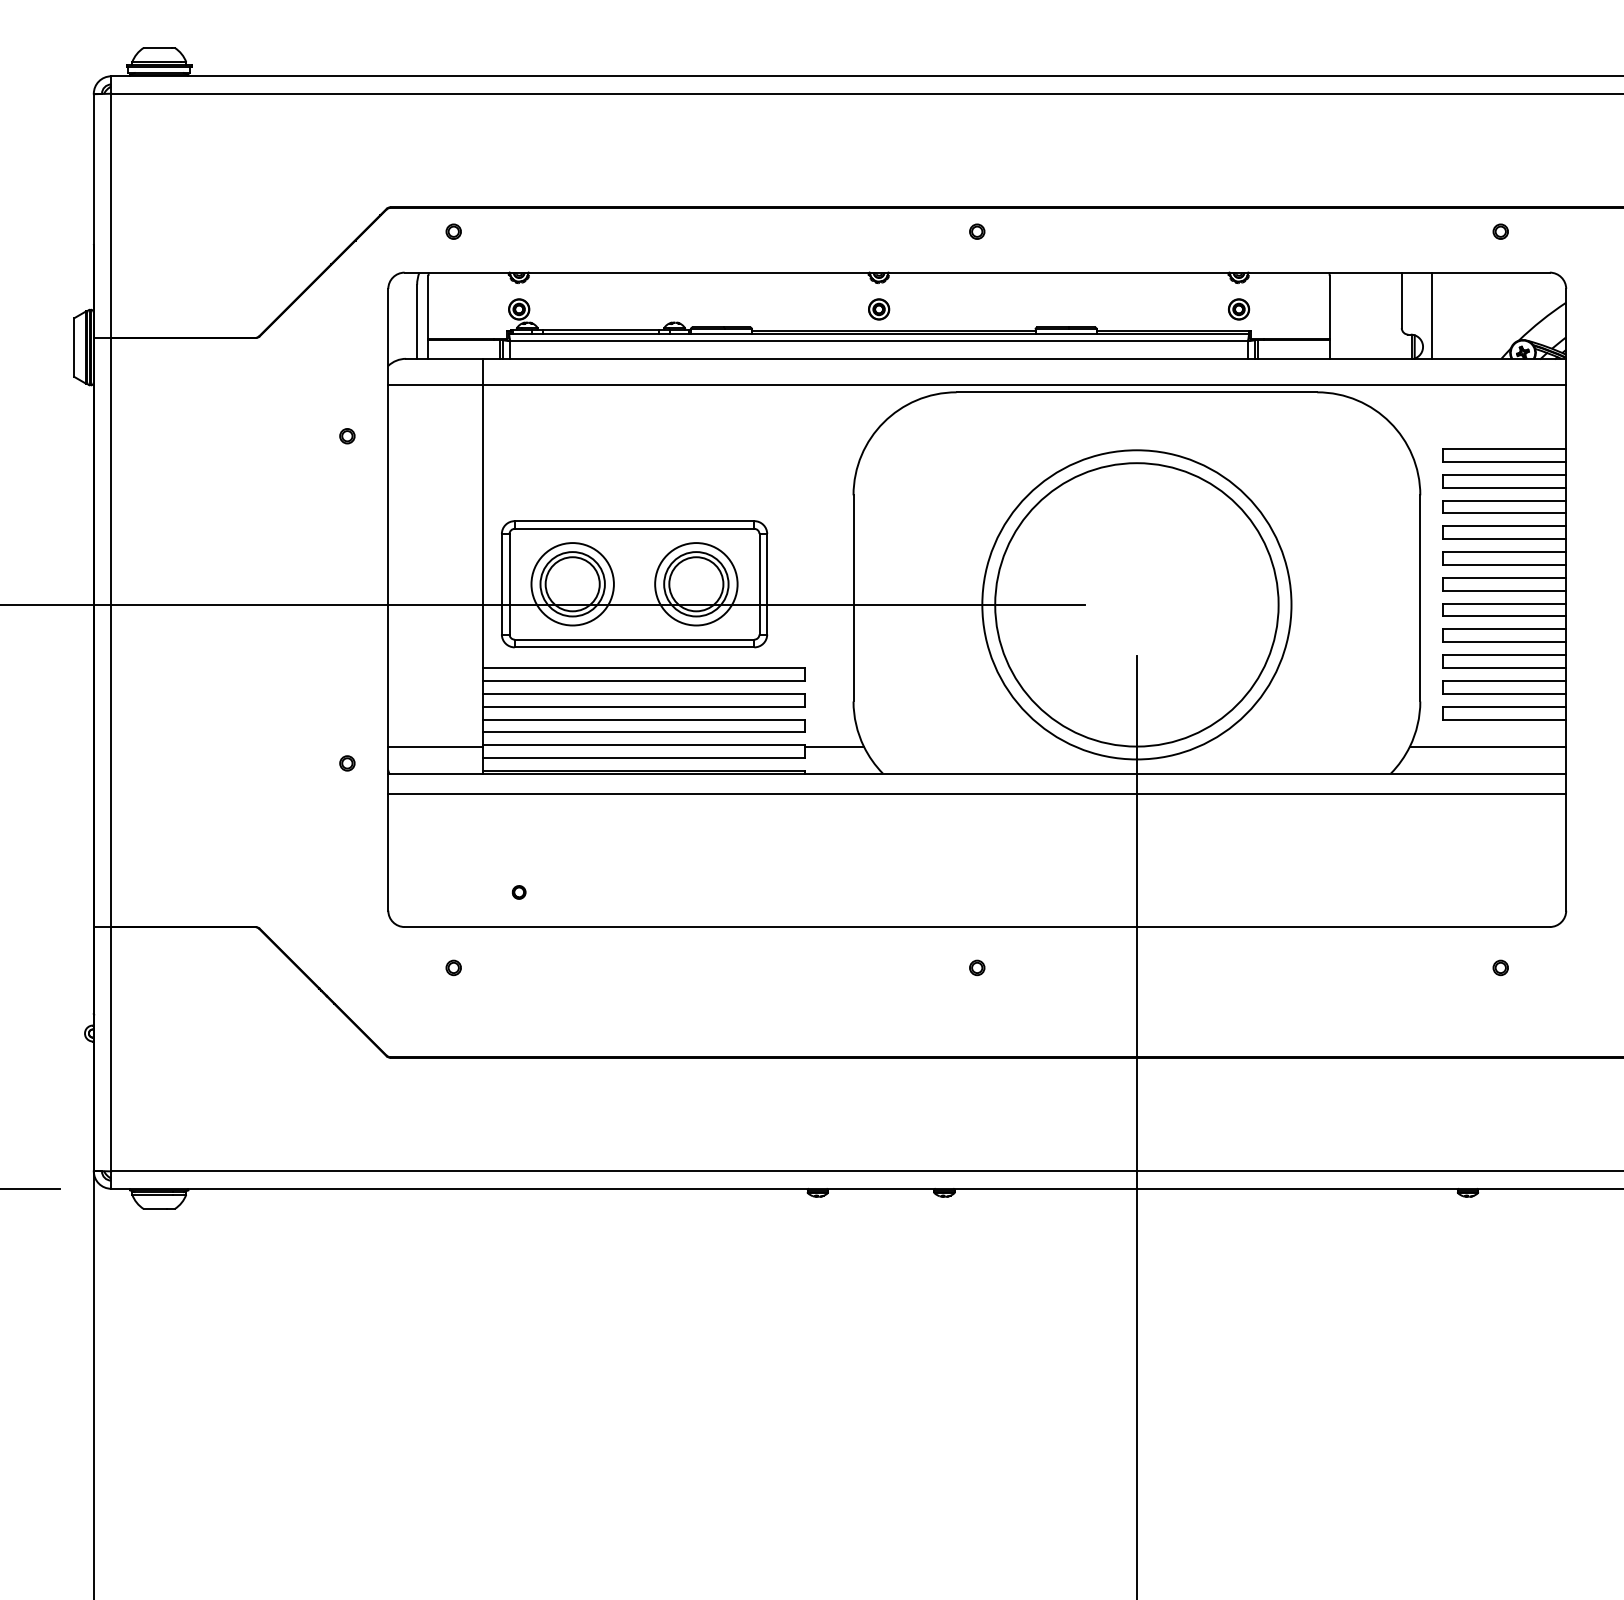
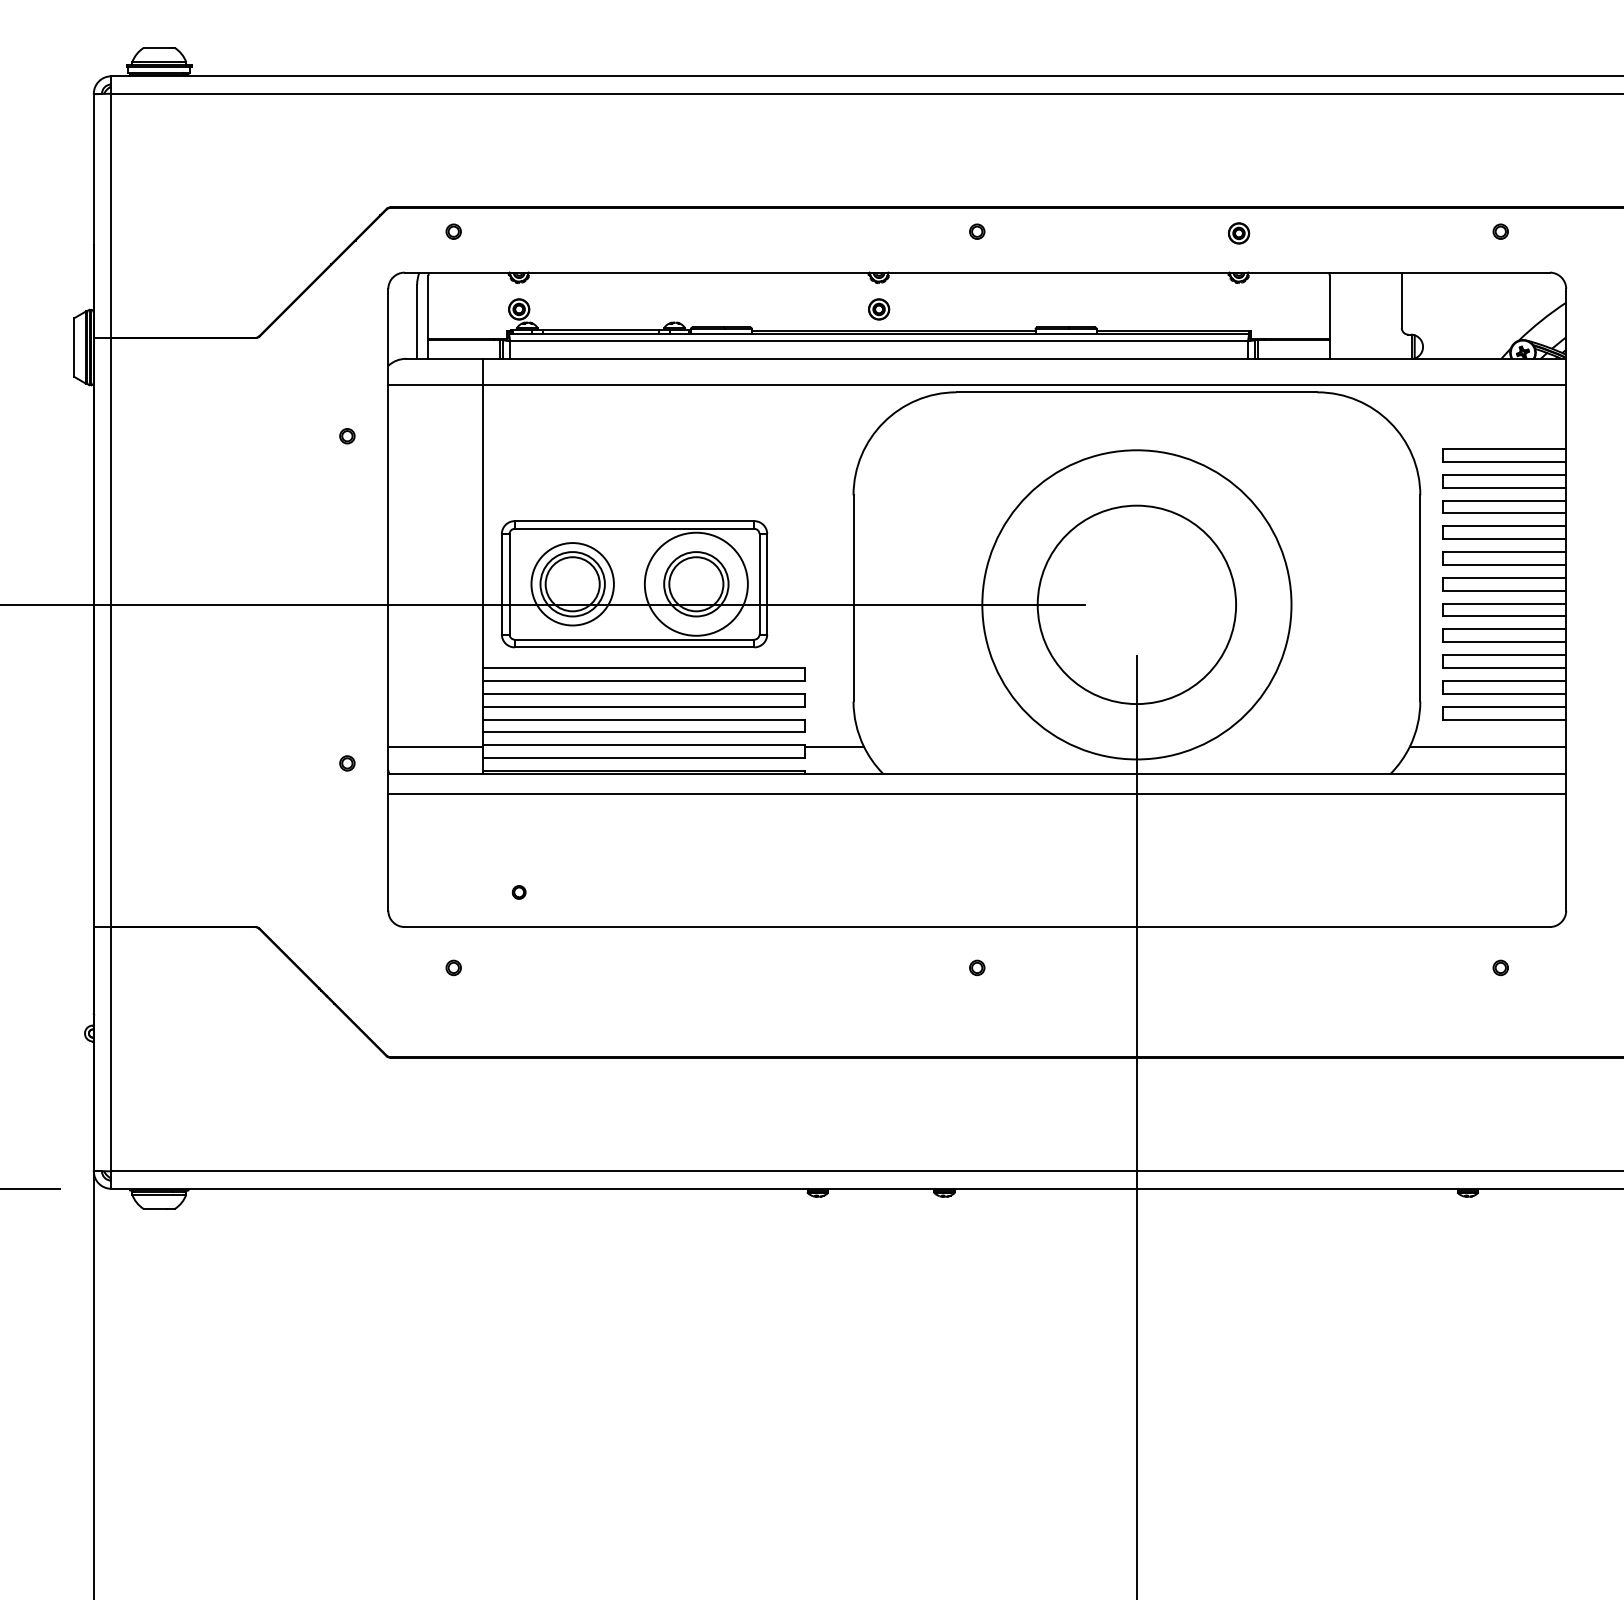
part position: (1239, 309) -> (1239, 233) (1239, 233)
line: present -> none (1432, 315)
circle diameter: 82 px -> 103 px (695, 583)
circle diameter: 283 px -> 198 px (1136, 604)
